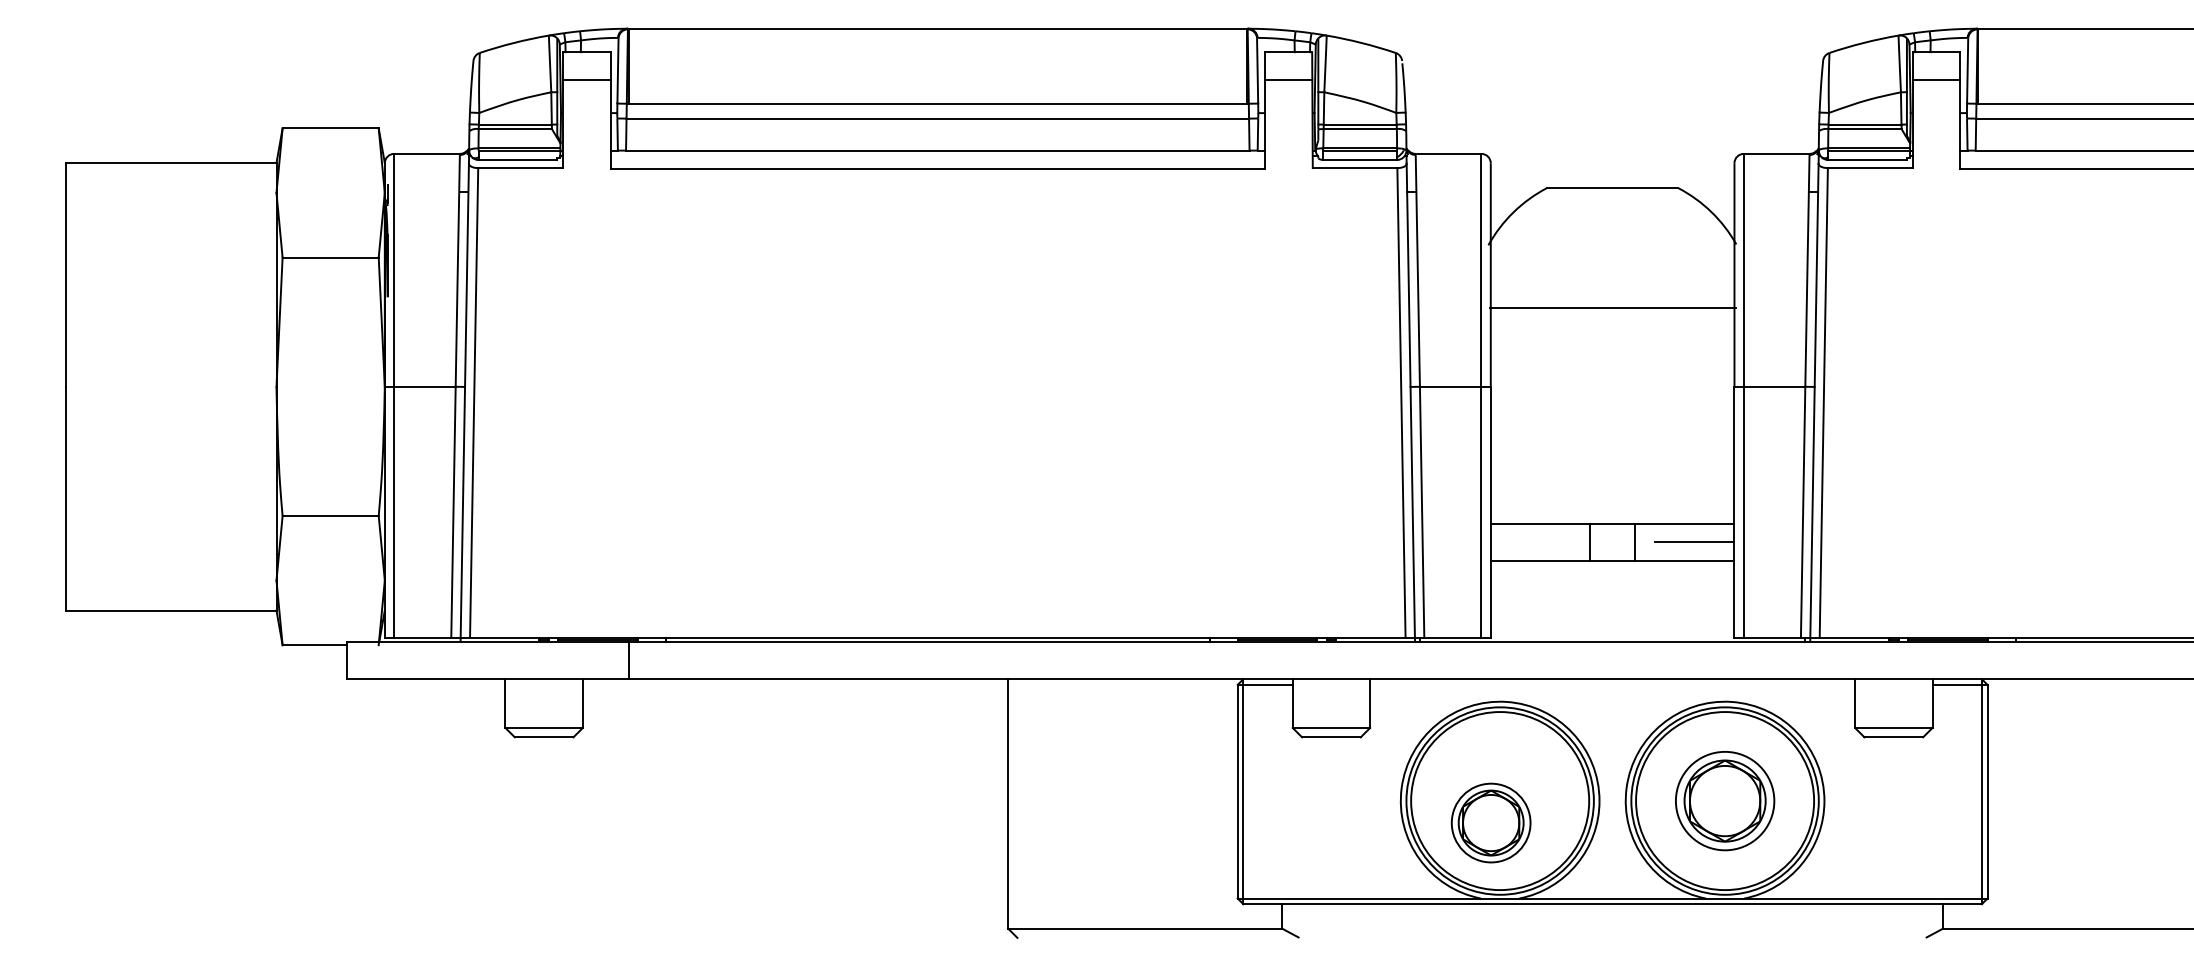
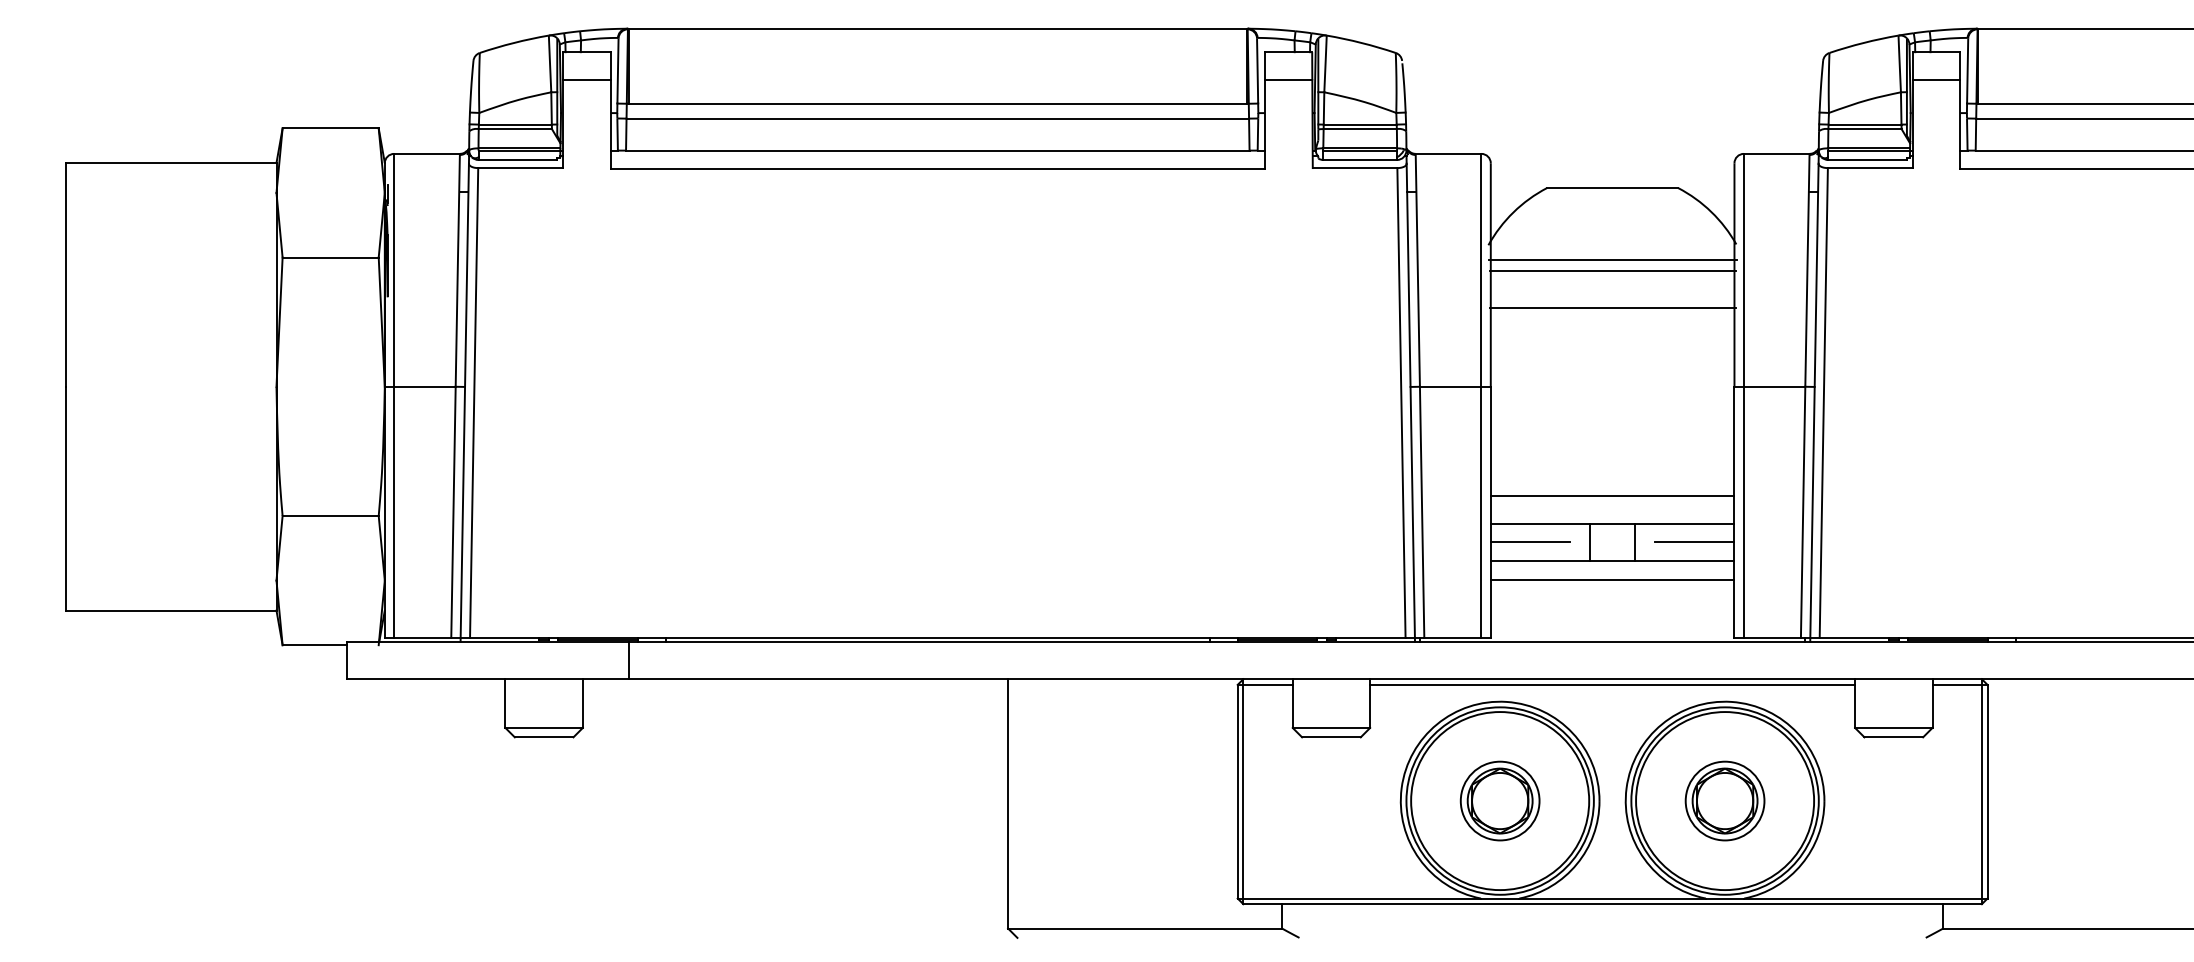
line: none -> present (1612, 259)
line: none -> present (1612, 270)
line: none -> present (1612, 495)
line: none -> present (1529, 542)
line: none -> present (1612, 579)
line: none -> present (1612, 684)
part size: 101x101 px -> 82x82 px (1724, 800)
part position: (1490, 822) -> (1499, 800) (1499, 800)
